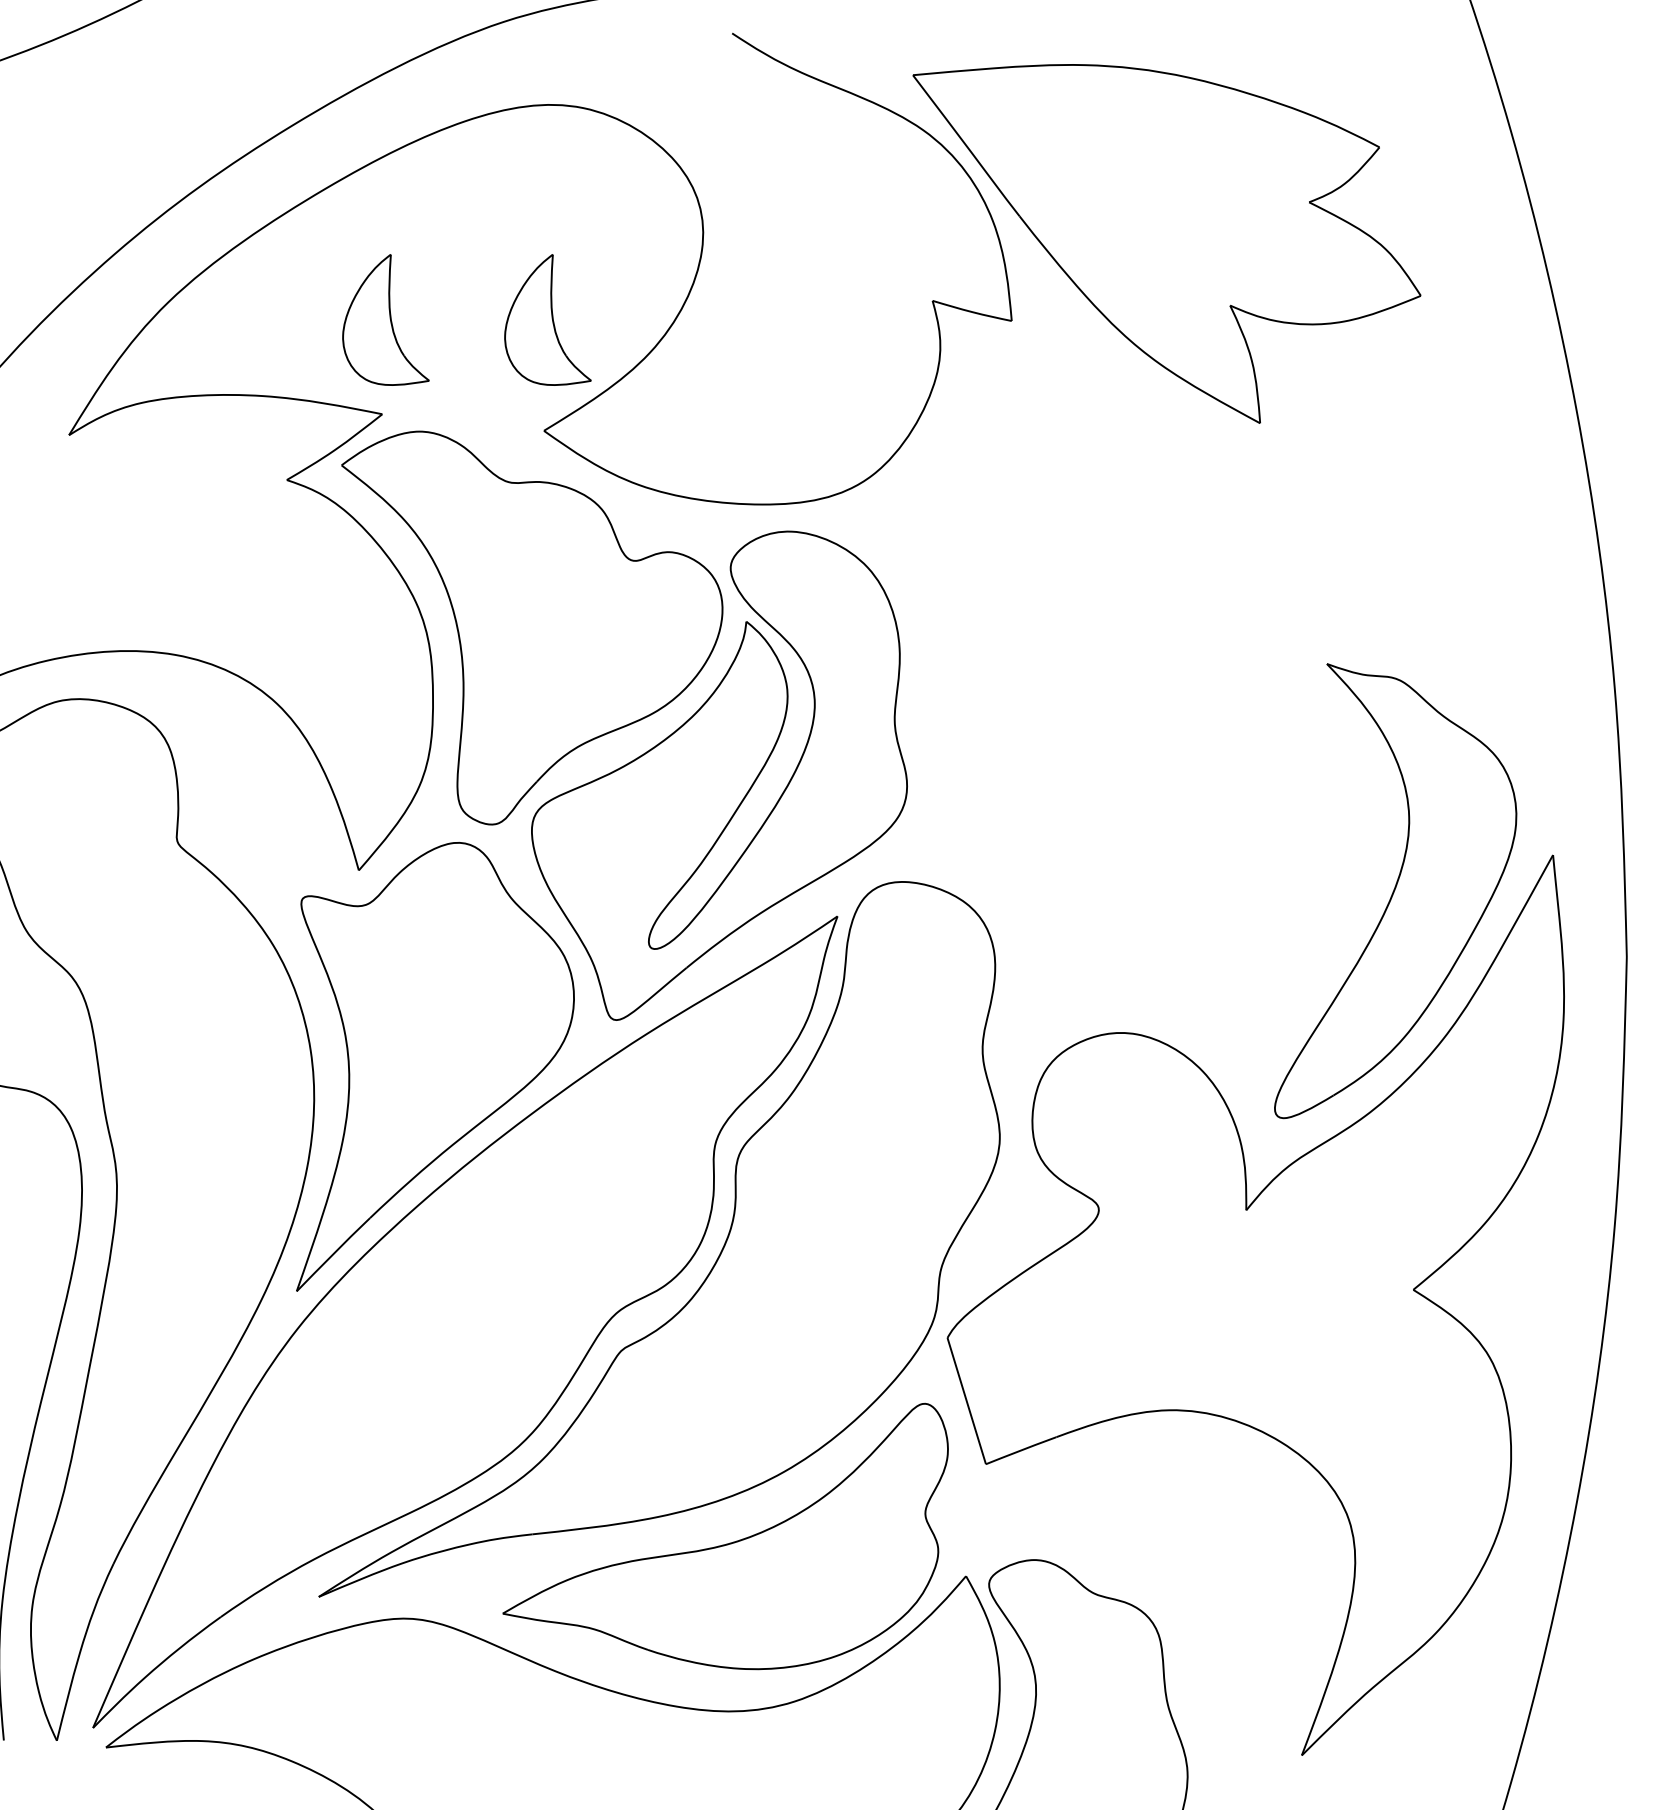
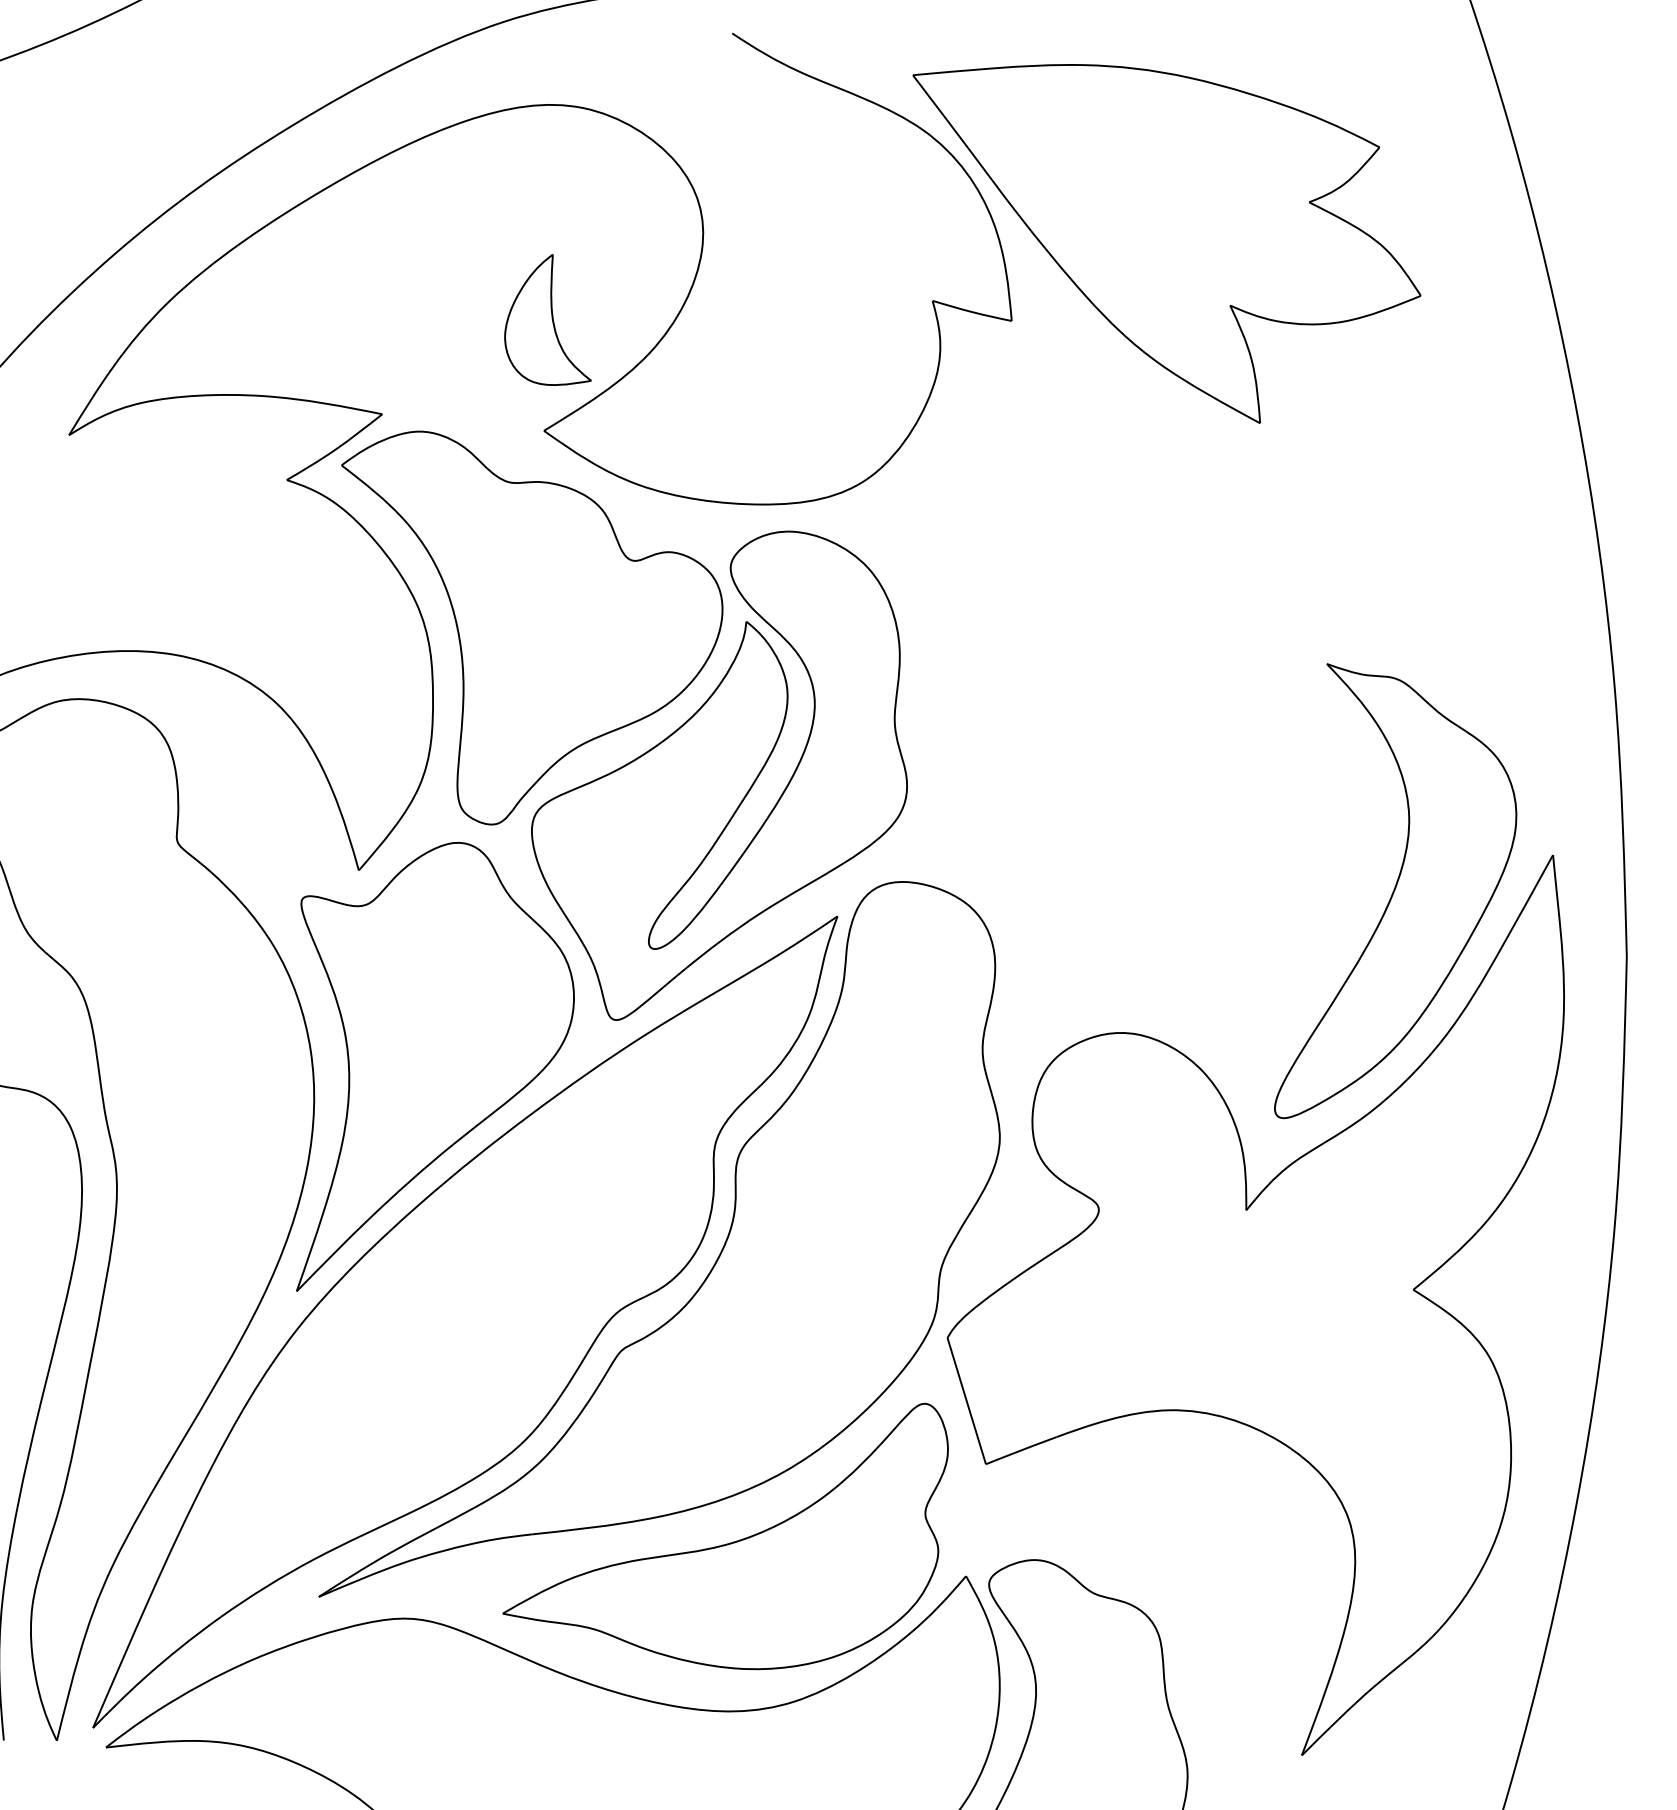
part: present -> none (385, 319)
